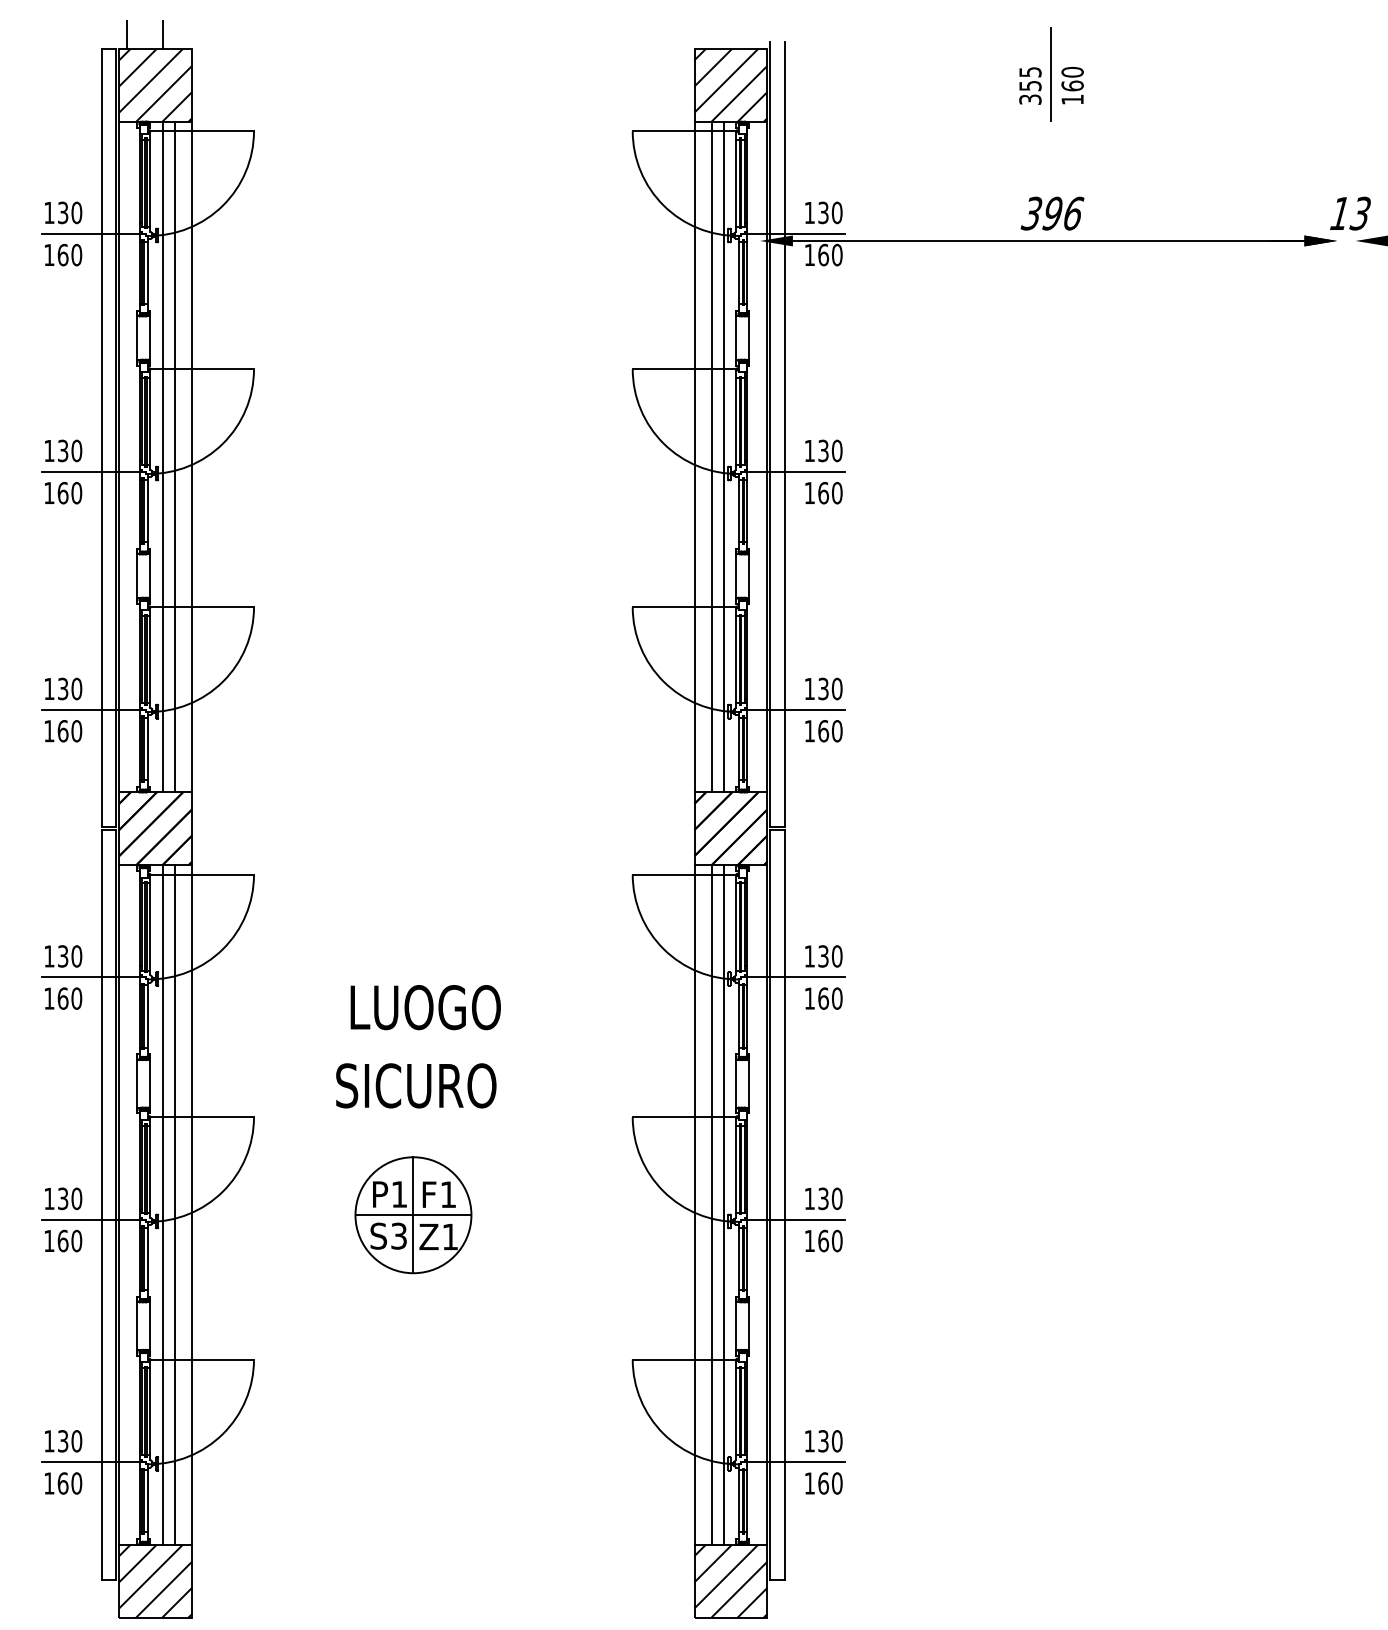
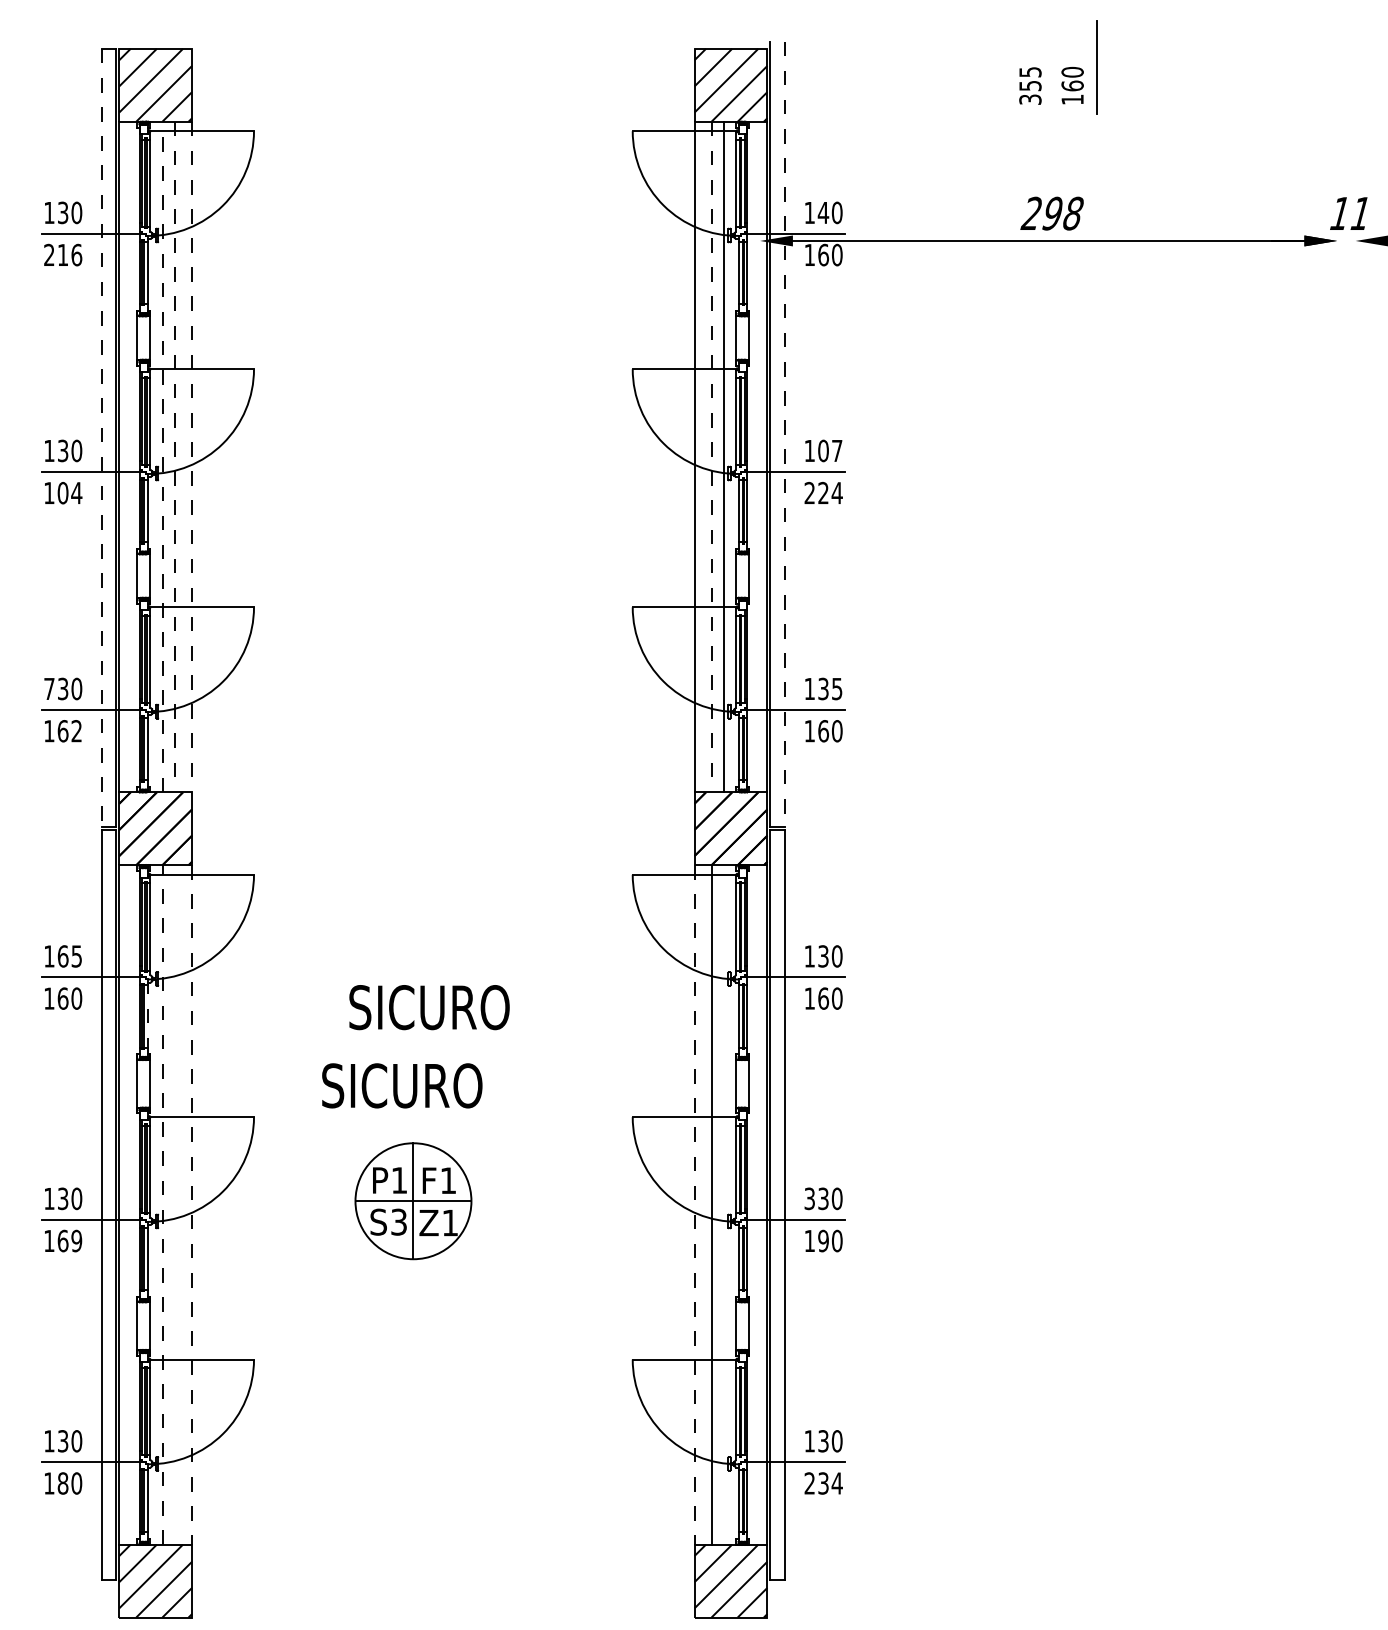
line: present -> none (126, 34)
line: present -> none (163, 34)
line position: (1050, 74) -> (1096, 67) (1096, 67)
text: 130 -> 140 (823, 212)
text: 396 -> 298 (1052, 213)
text: 13 -> 11 (1359, 213)
text: 160 -> 216 (63, 254)
line: solid -> dashed (784, 434)
line: solid -> dashed (101, 438)
text: 130 -> 107 (830, 450)
line: solid -> dashed (163, 456)
line: solid -> dashed (174, 457)
line: solid -> dashed (192, 457)
line: solid -> dashed (712, 457)
text: 160 -> 104 (69, 492)
text: 160 -> 224 (823, 492)
text: 130 -> 730 (49, 688)
text: 130 -> 135 (836, 688)
text: 160 -> 162 (76, 731)
text: 130 -> 165 (69, 956)
text: LUOGO -> SICURO (429, 1007)
line: solid -> dashed (148, 1013)
text position: (416, 1085) -> (402, 1085) (402, 1085)
text: 130 -> 330 (809, 1198)
line: solid -> dashed (163, 1204)
line: present -> none (174, 1204)
line: solid -> dashed (192, 1204)
line: solid -> dashed (694, 1204)
line: present -> none (723, 1204)
part position: (413, 1215) -> (413, 1201) (413, 1201)
text: 160 -> 190 (823, 1240)
text: 160 -> 169 (76, 1241)
text: 160 -> 180 (62, 1483)
text: 160 -> 234 (823, 1483)
